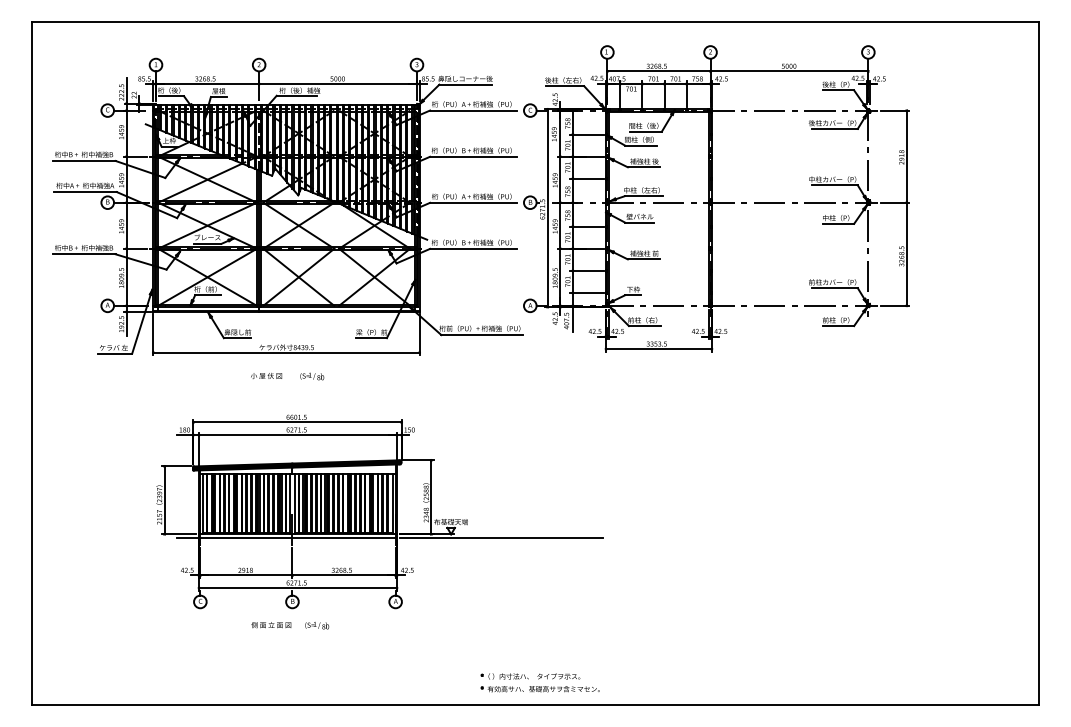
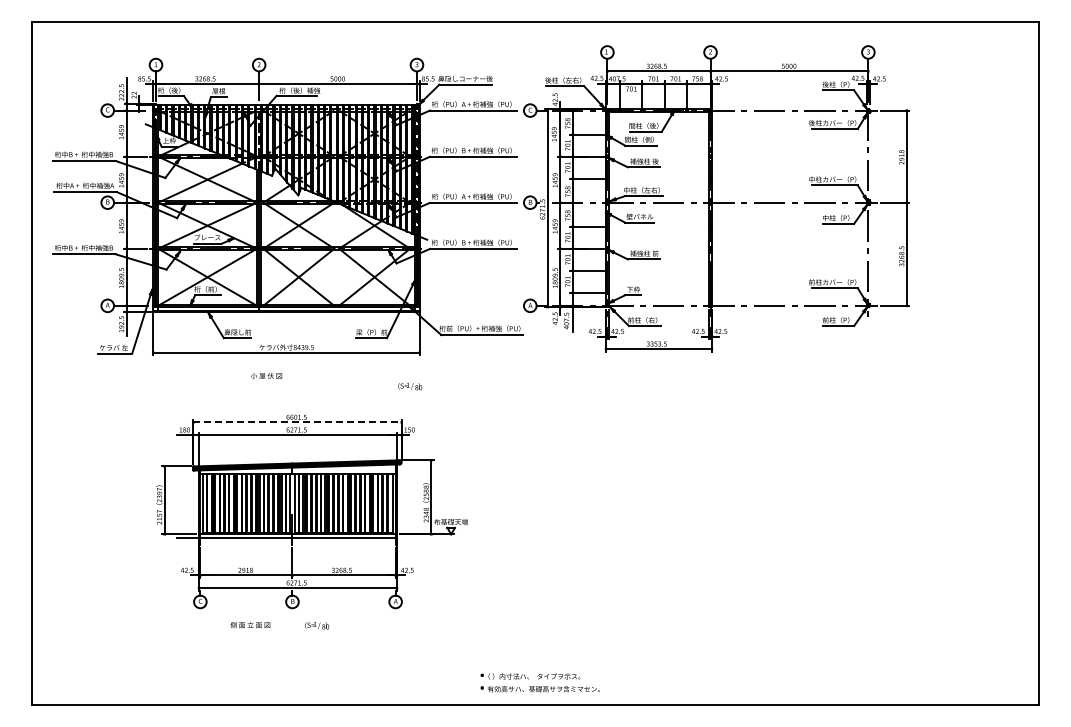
text position: (312, 376) -> (410, 386) (410, 386)
line: solid -> dashed (298, 422)
line: present -> none (500, 537)
text position: (271, 625) -> (250, 625) (250, 625)
